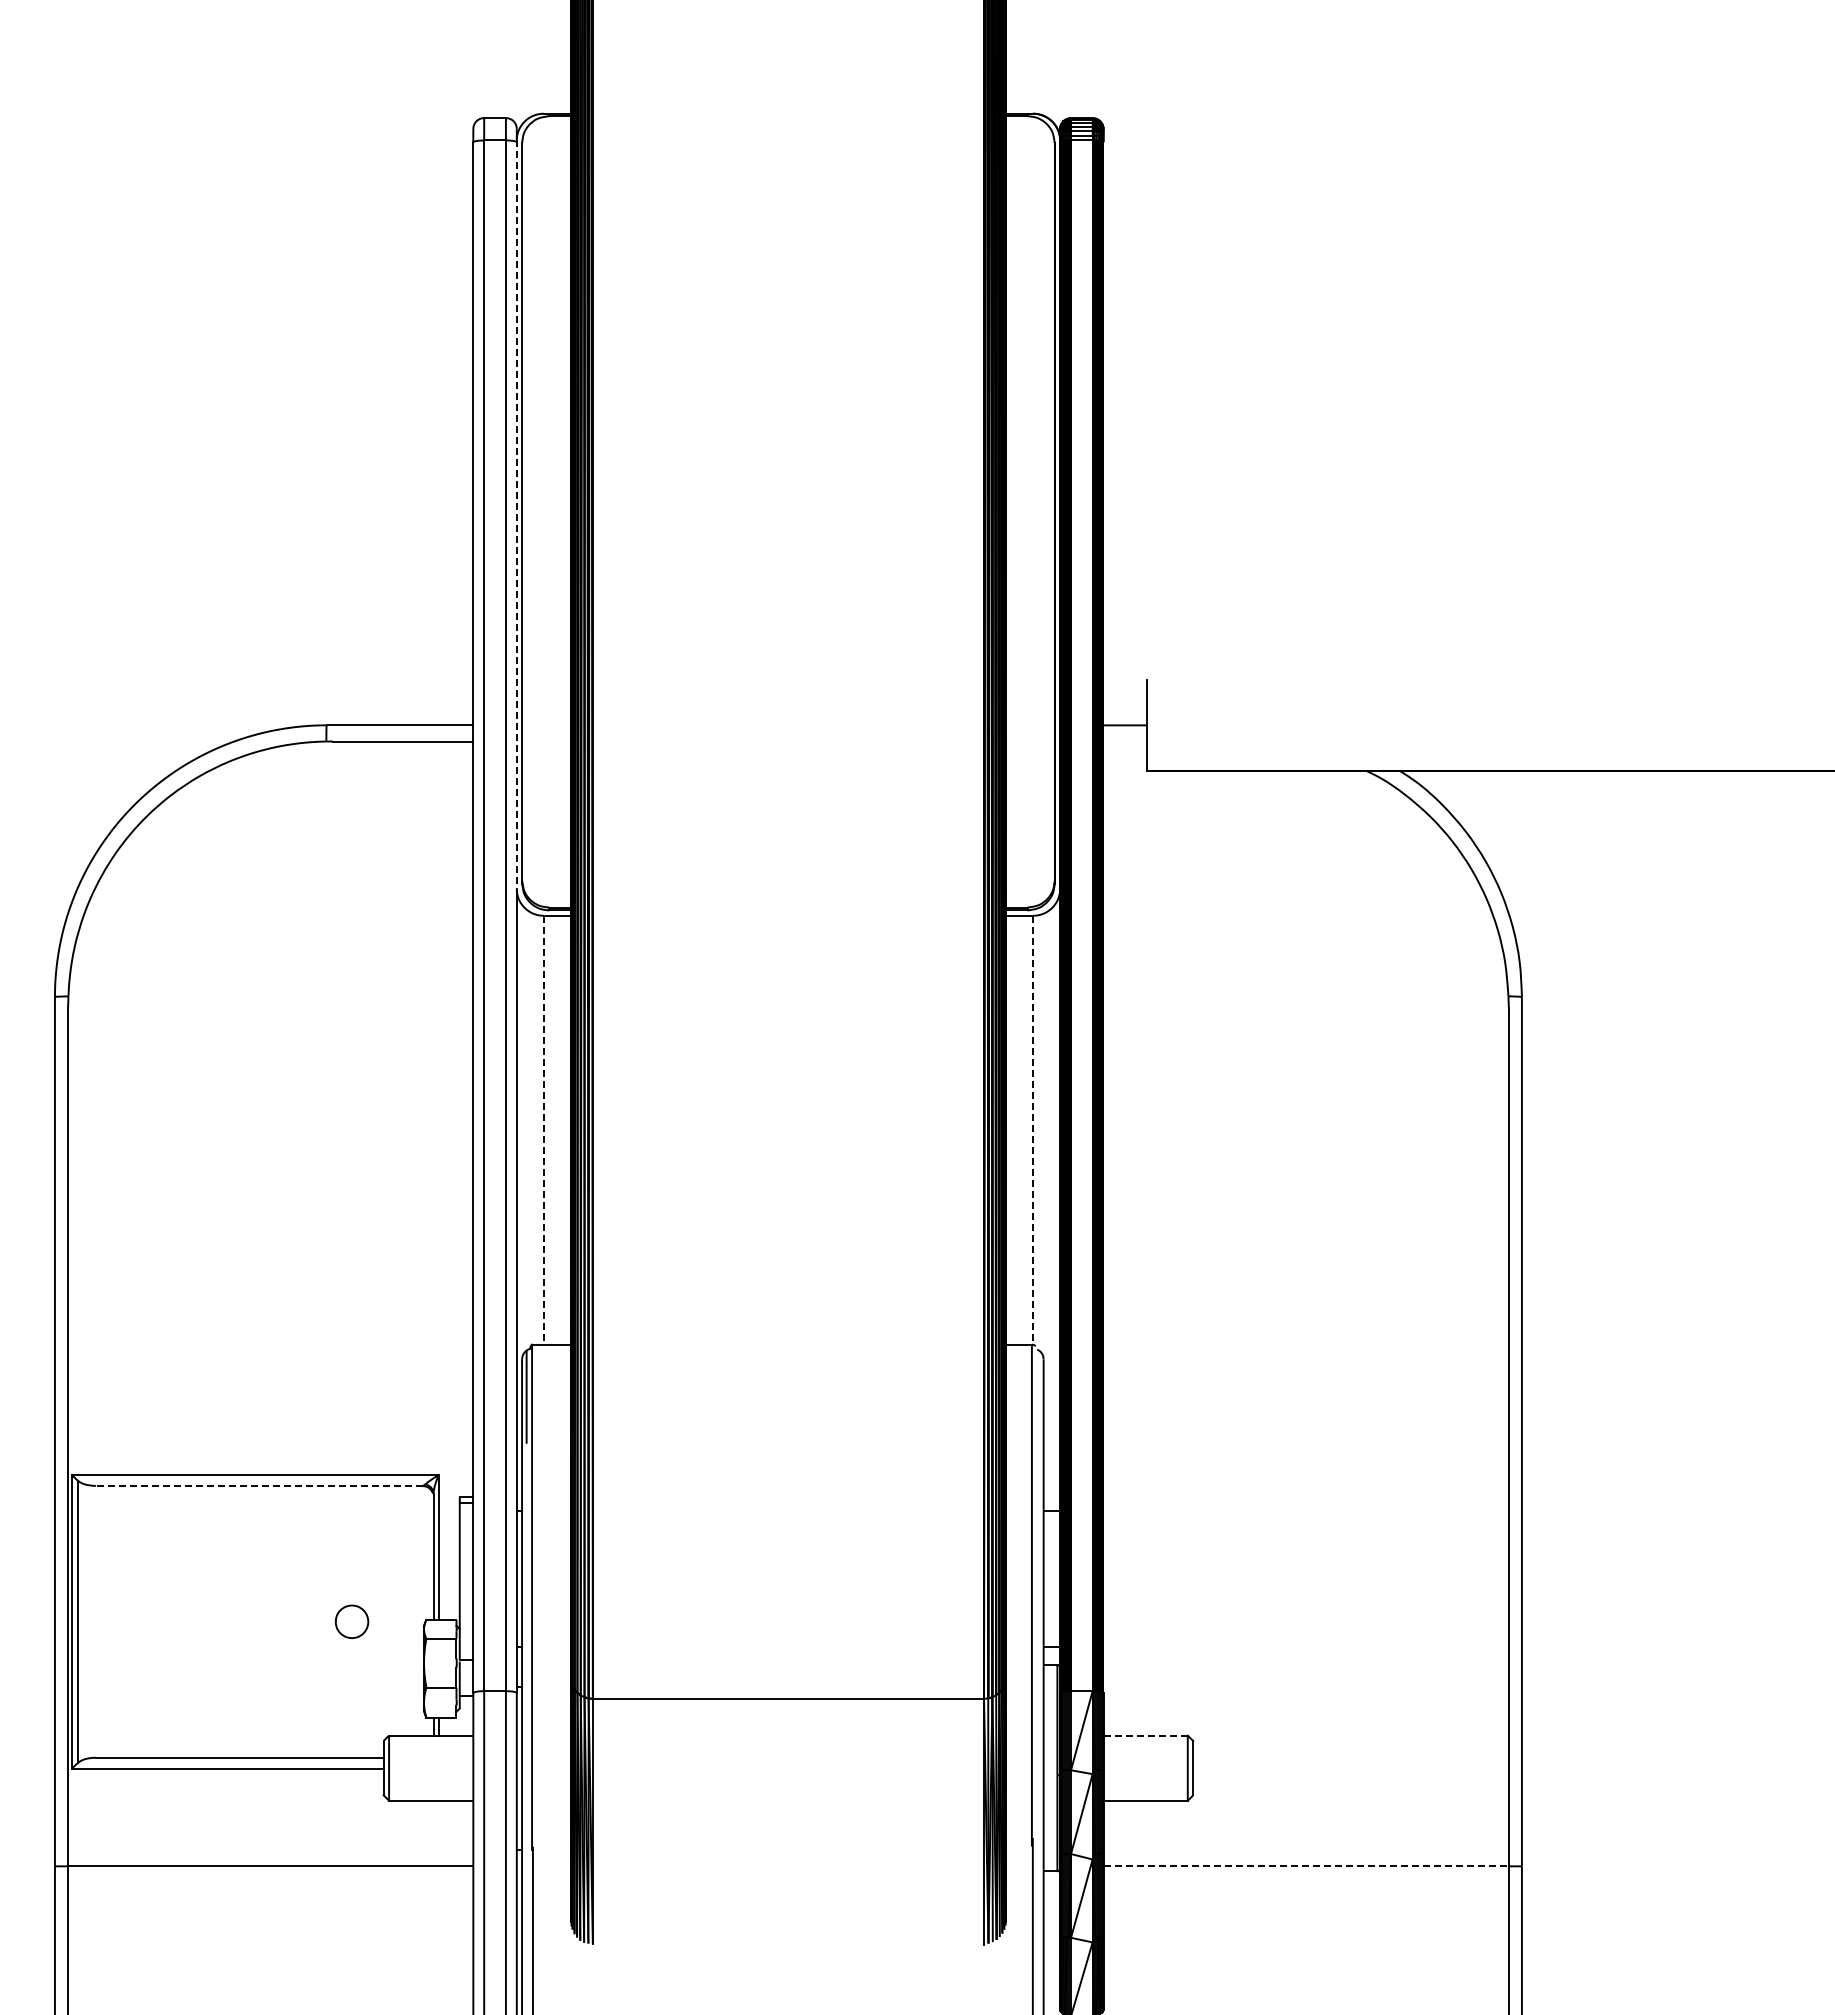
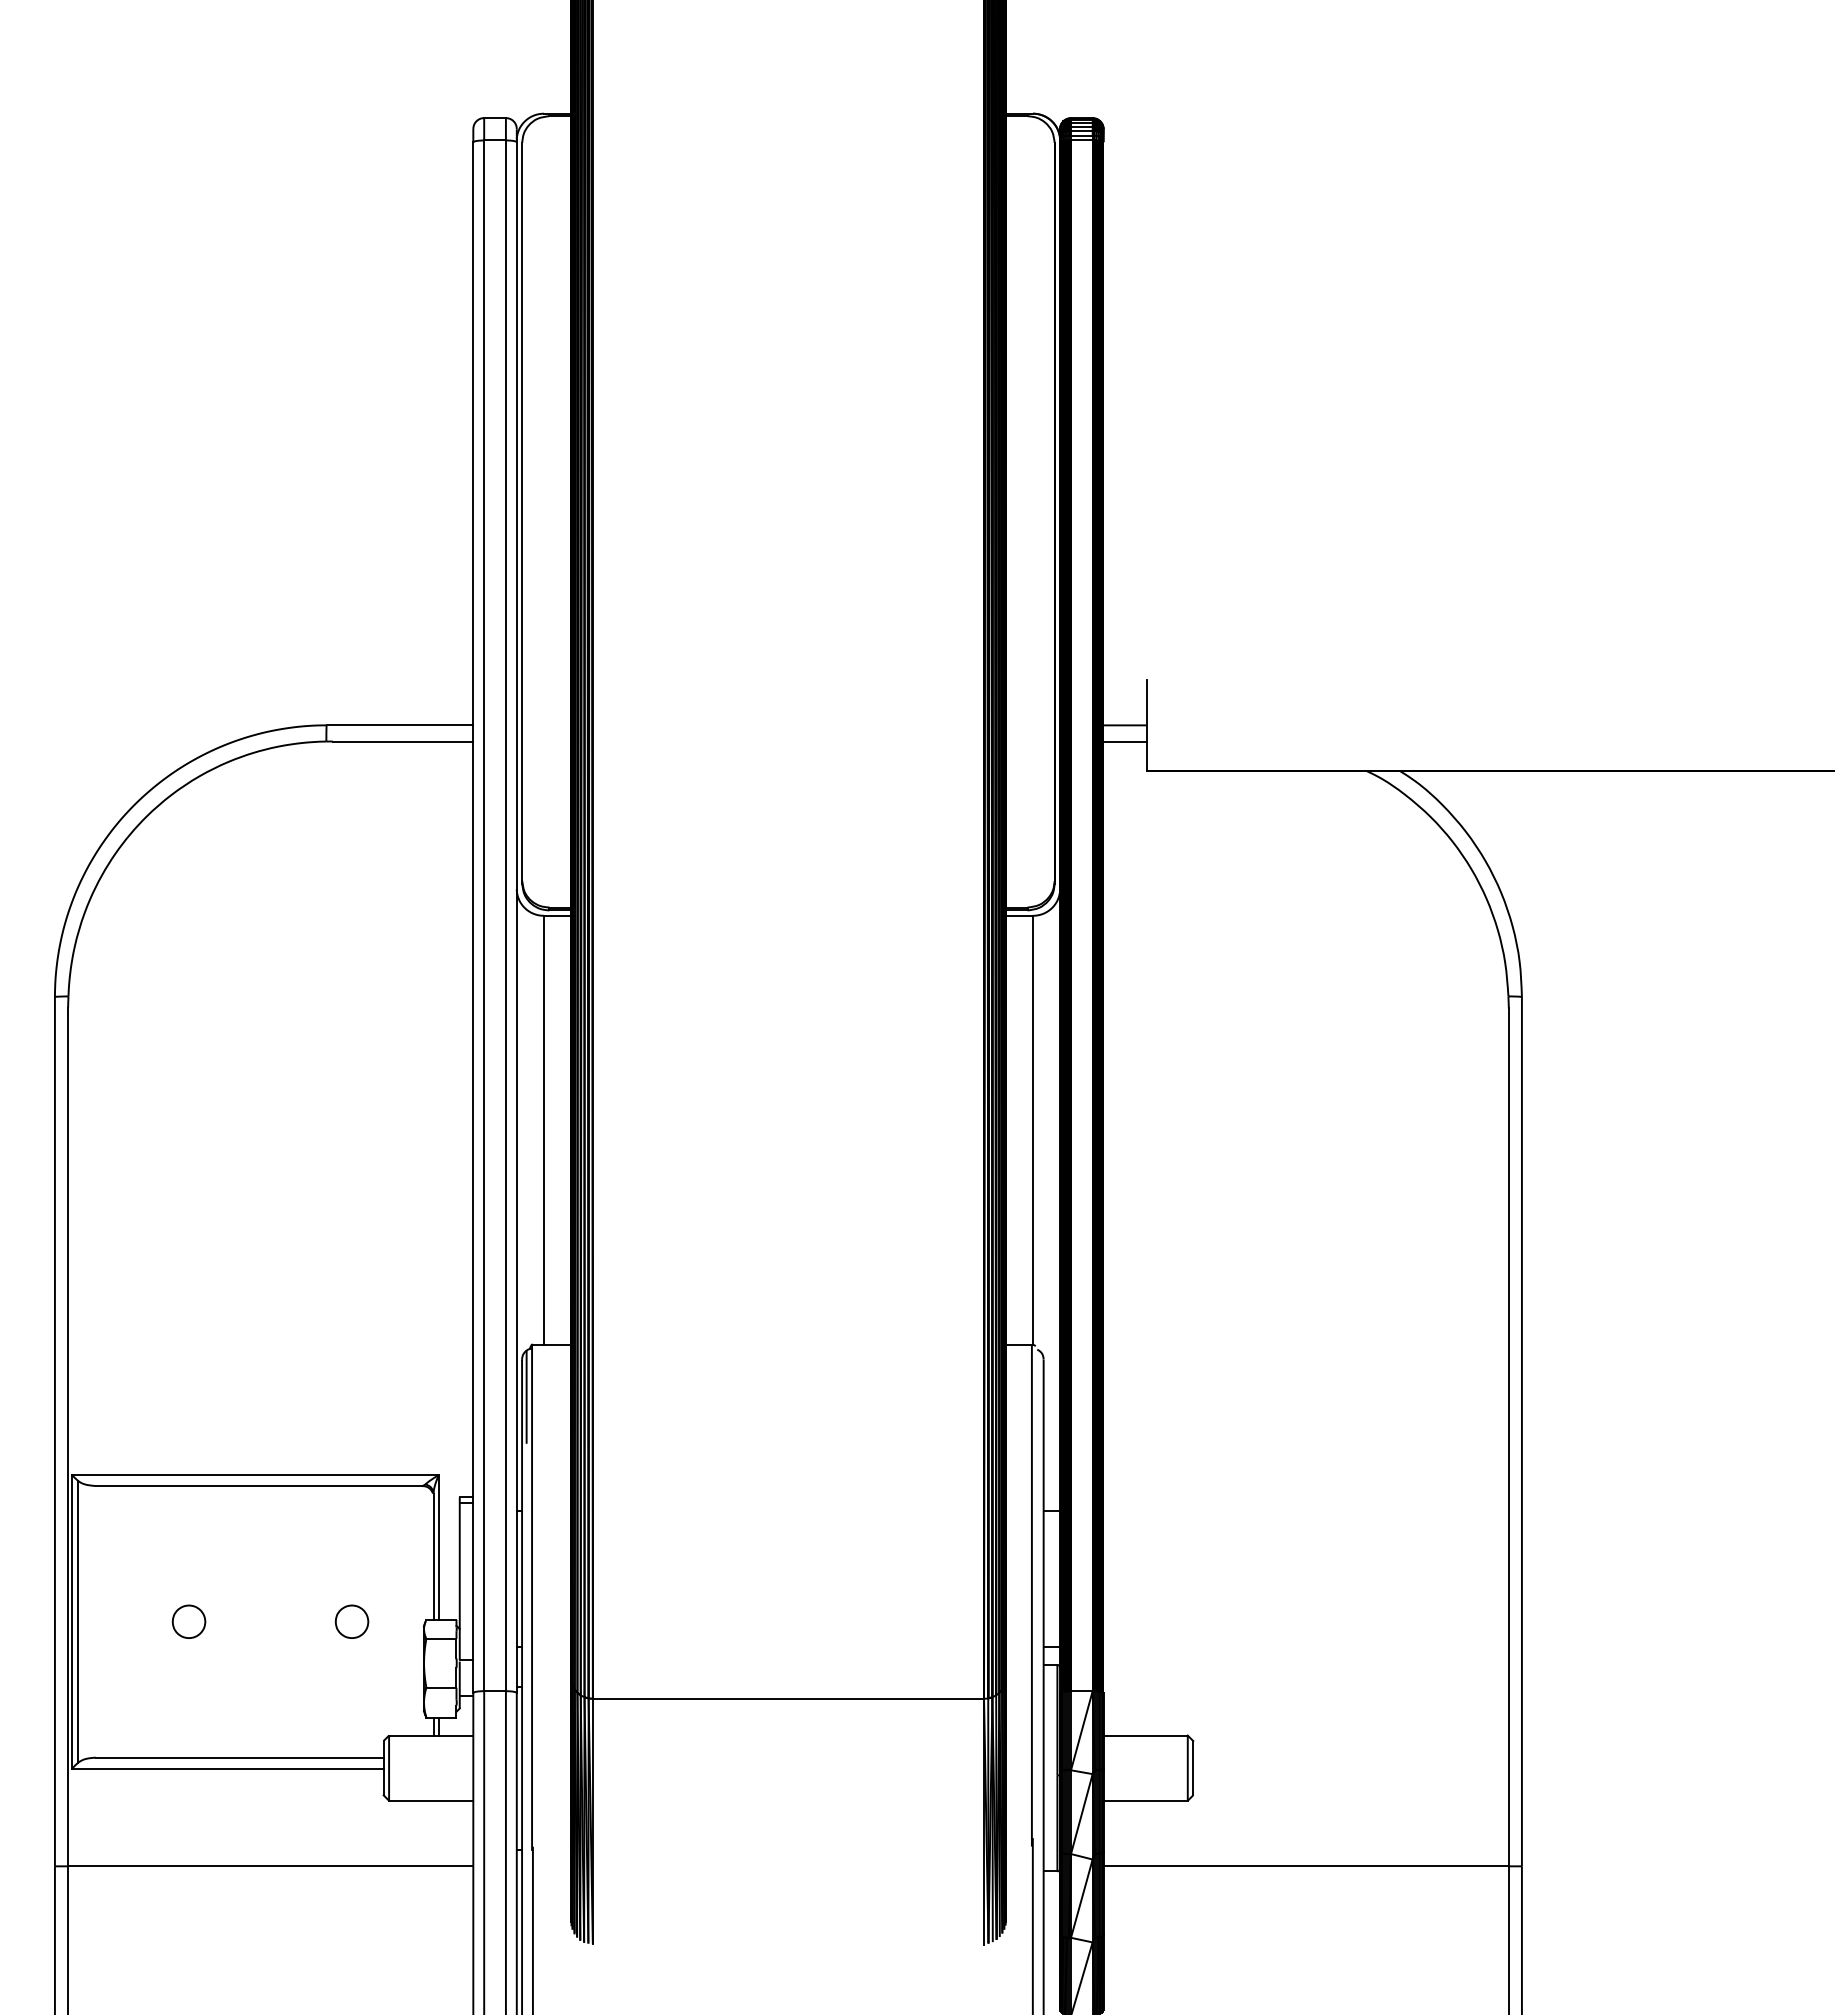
line: dashed -> solid (516, 515)
line: none -> present (1125, 741)
line: dashed -> solid (543, 1130)
line: dashed -> solid (1032, 1130)
line: dashed -> solid (258, 1486)
part: none -> present (188, 1621)
line: dashed -> solid (1145, 1735)
line: dashed -> solid (1306, 1866)
